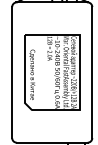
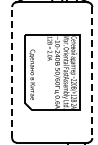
line: solid -> dashed (12, 72)
line: solid -> dashed (92, 72)
